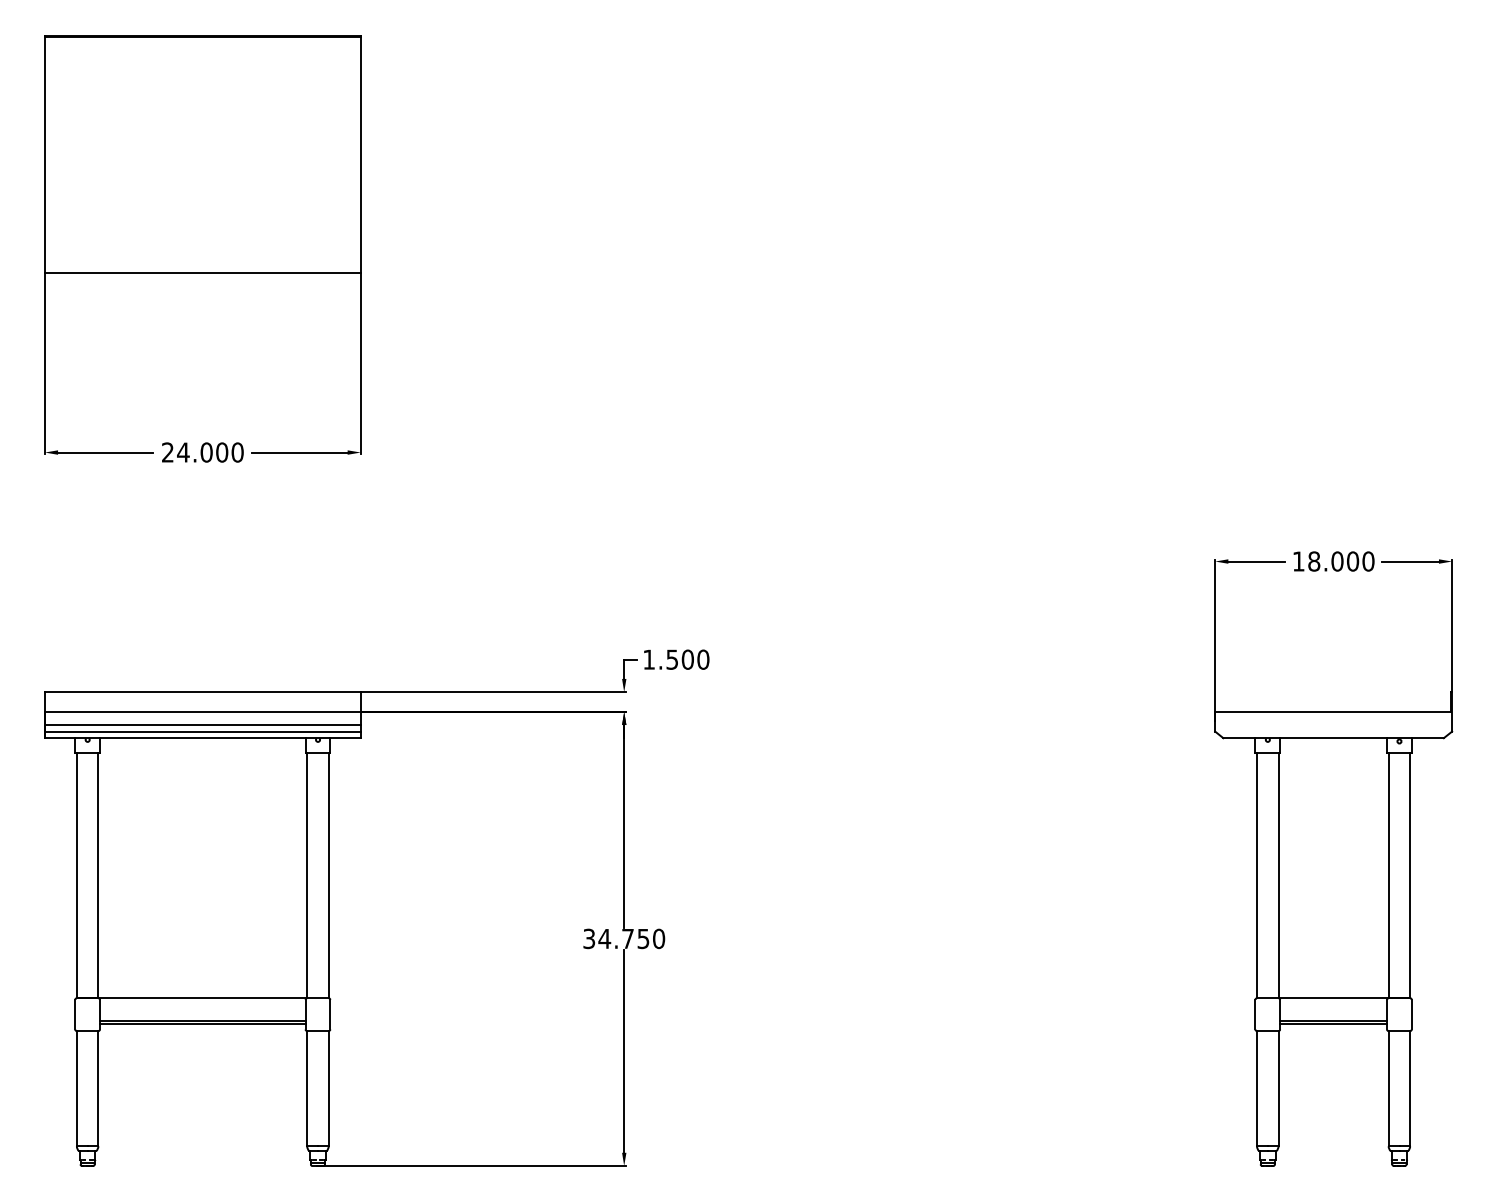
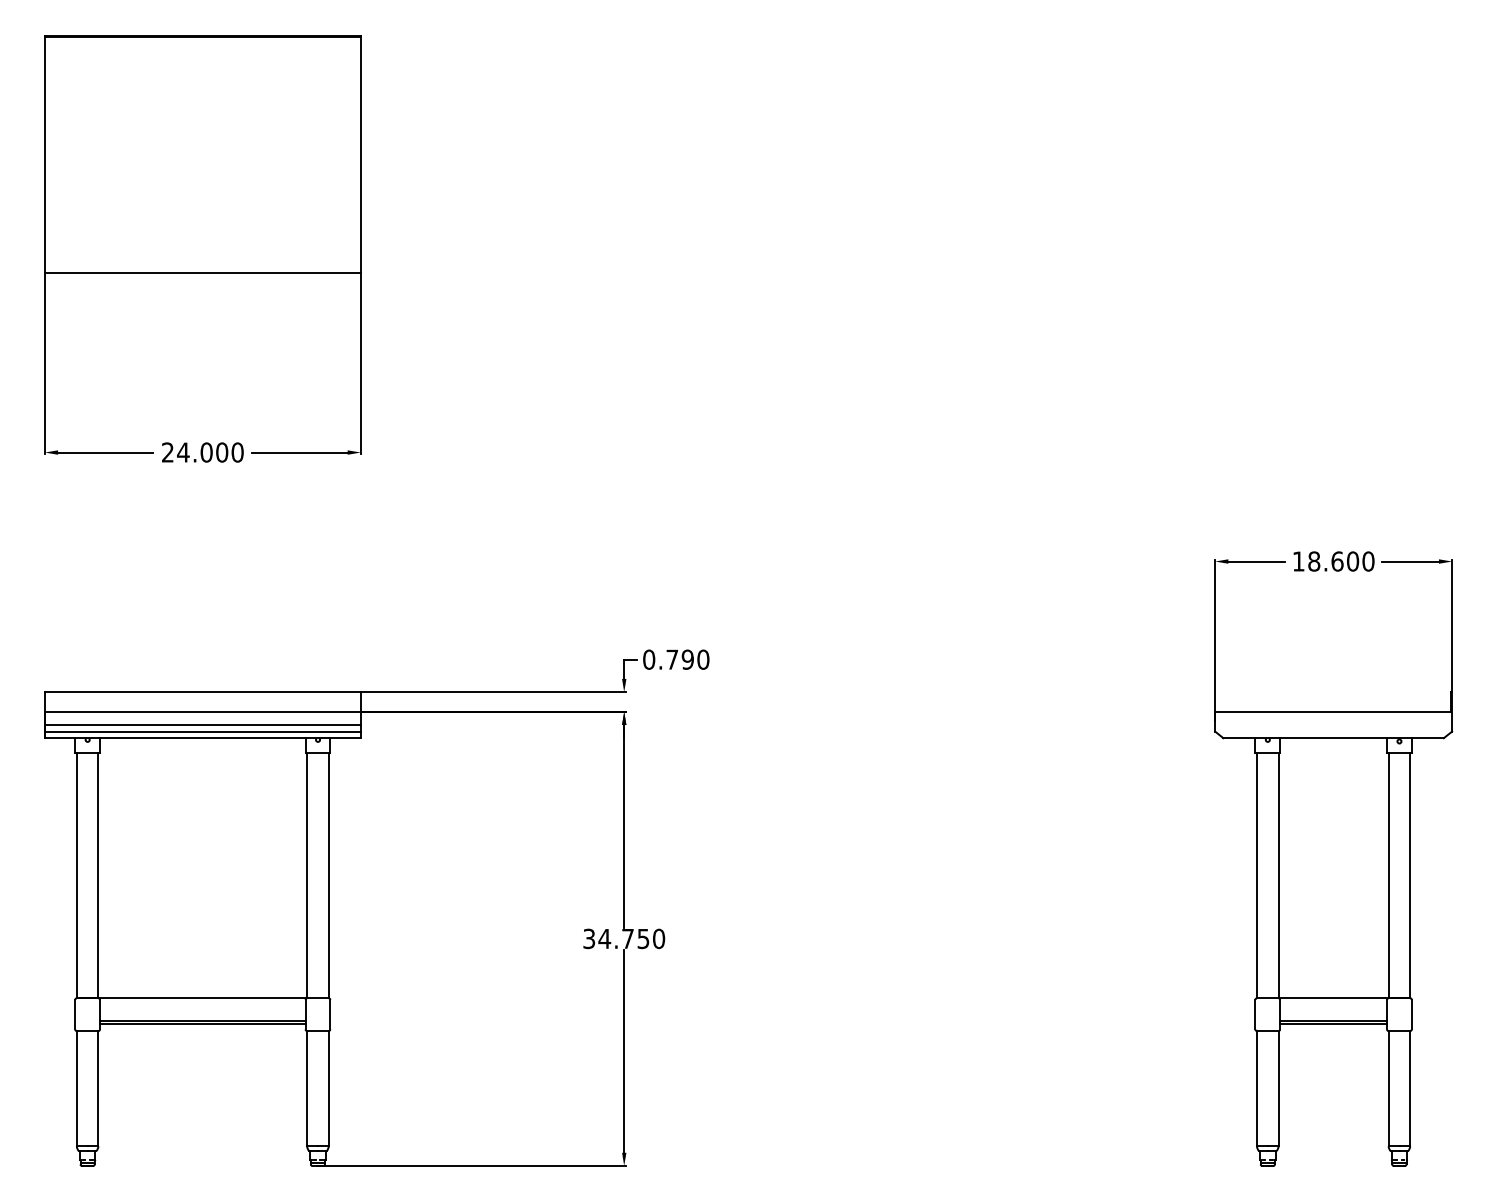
text: 18.000 -> 18.600 (1337, 561)
text: 1.500 -> 0.790 (668, 659)
